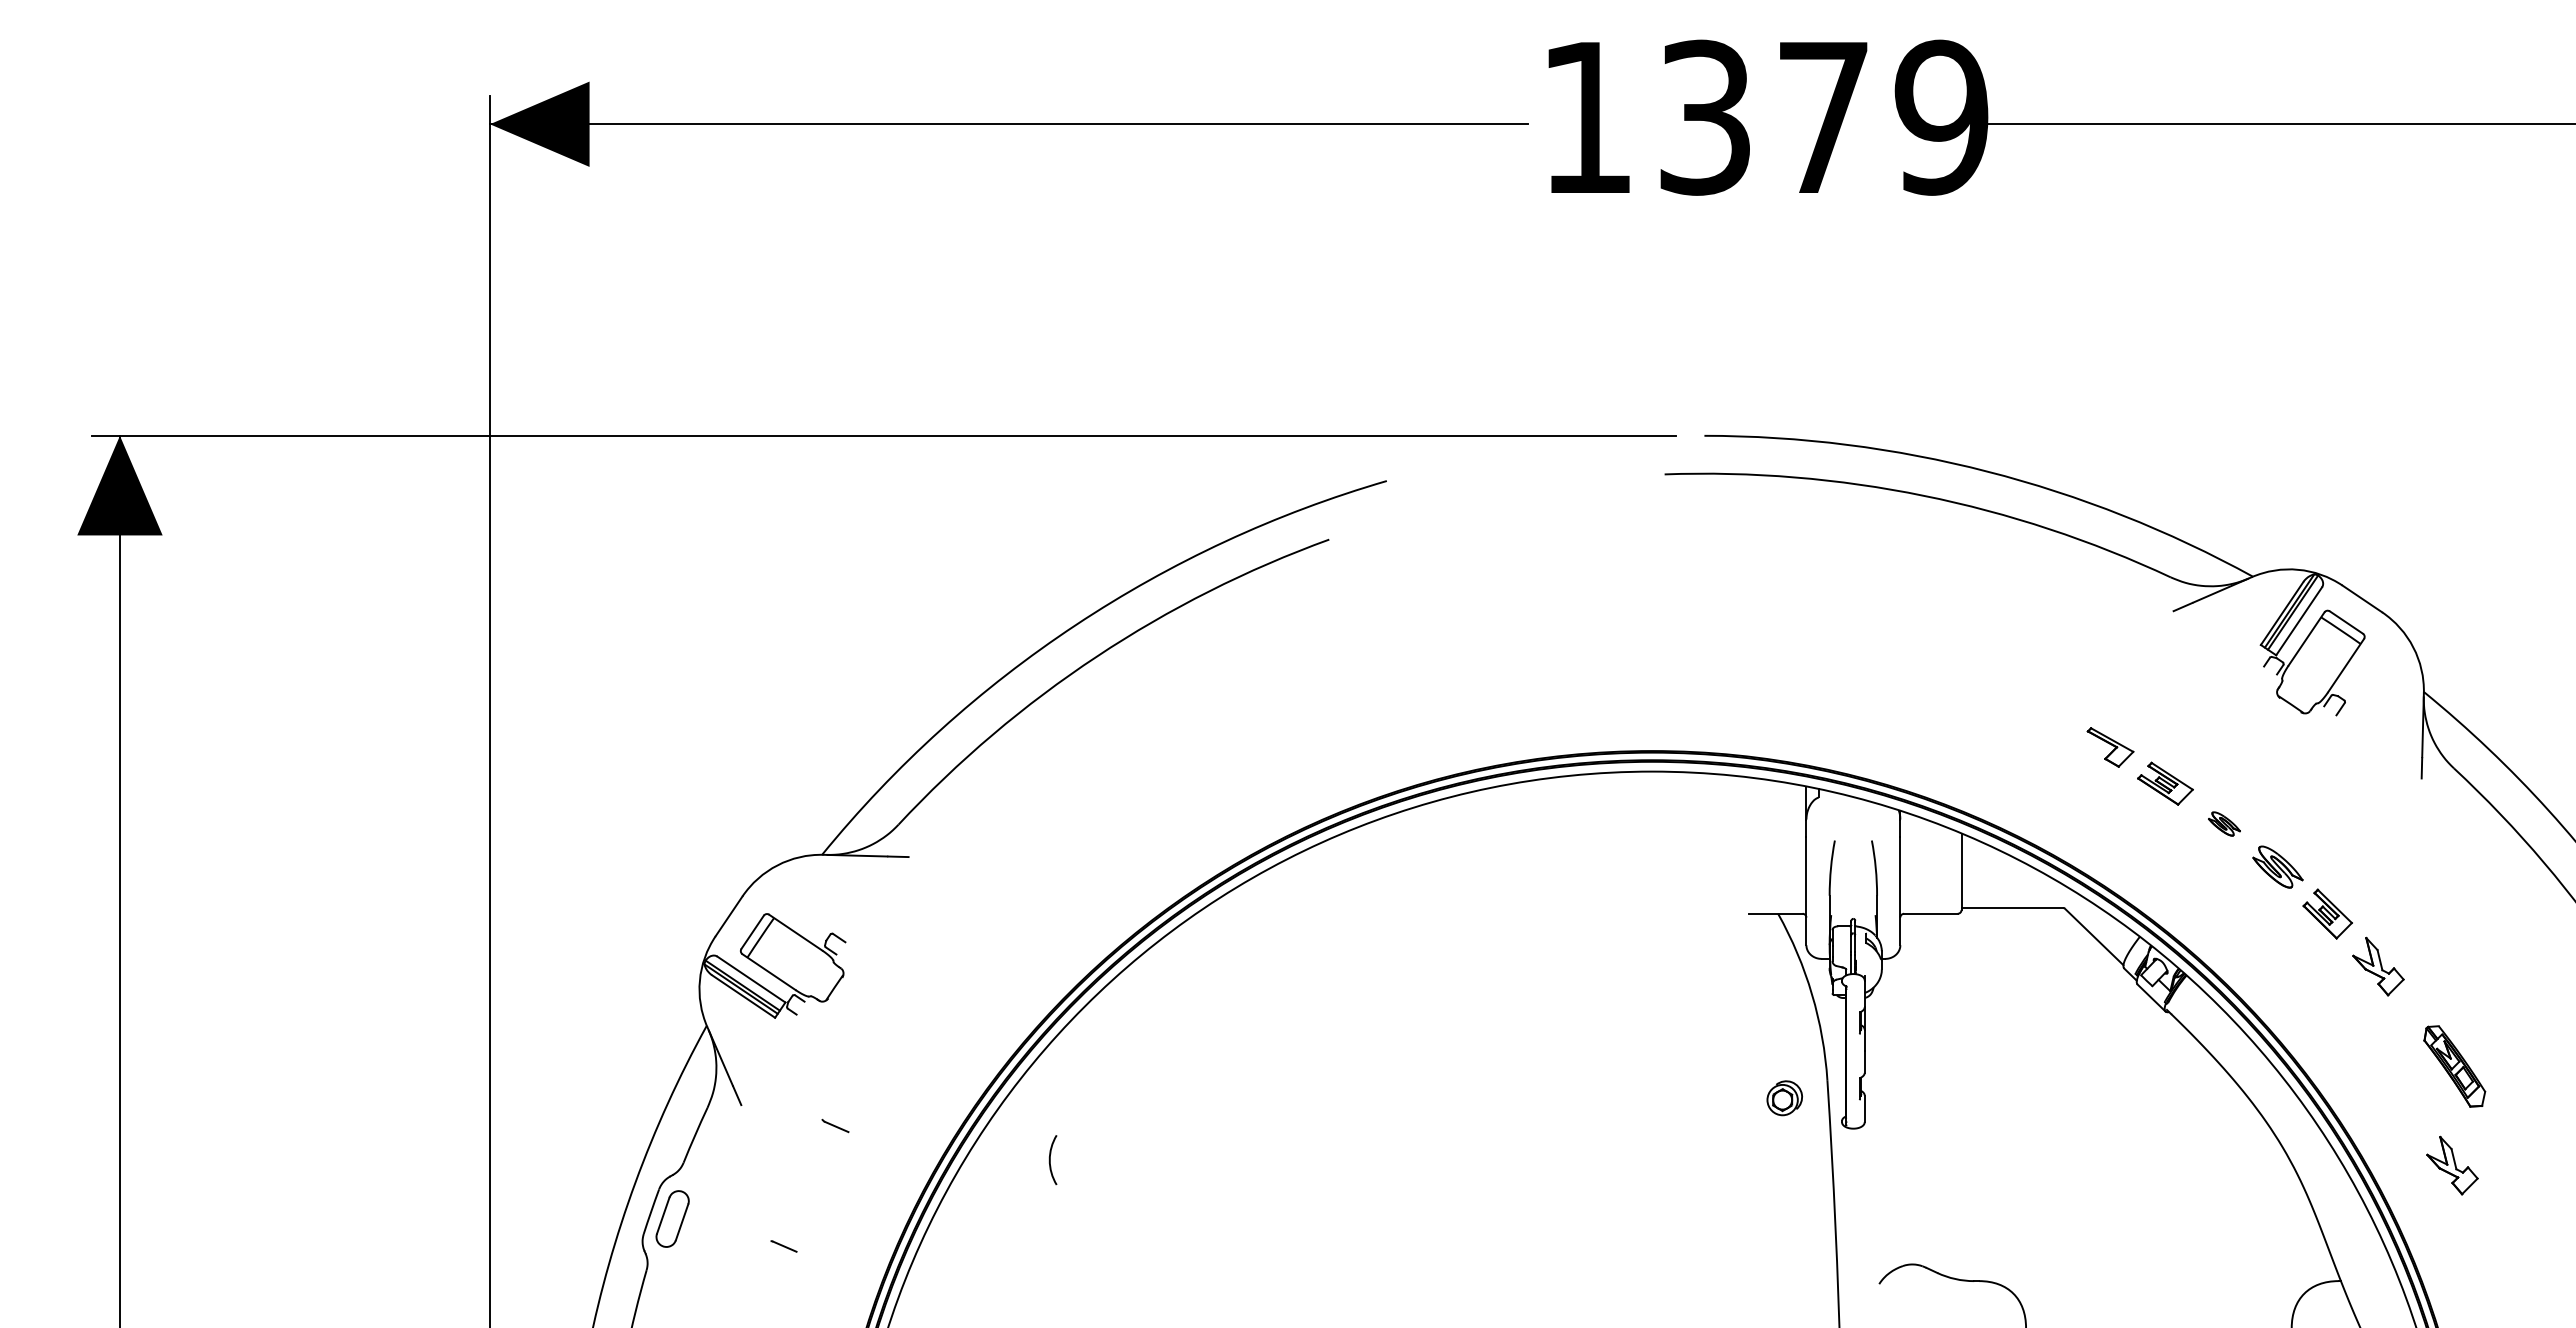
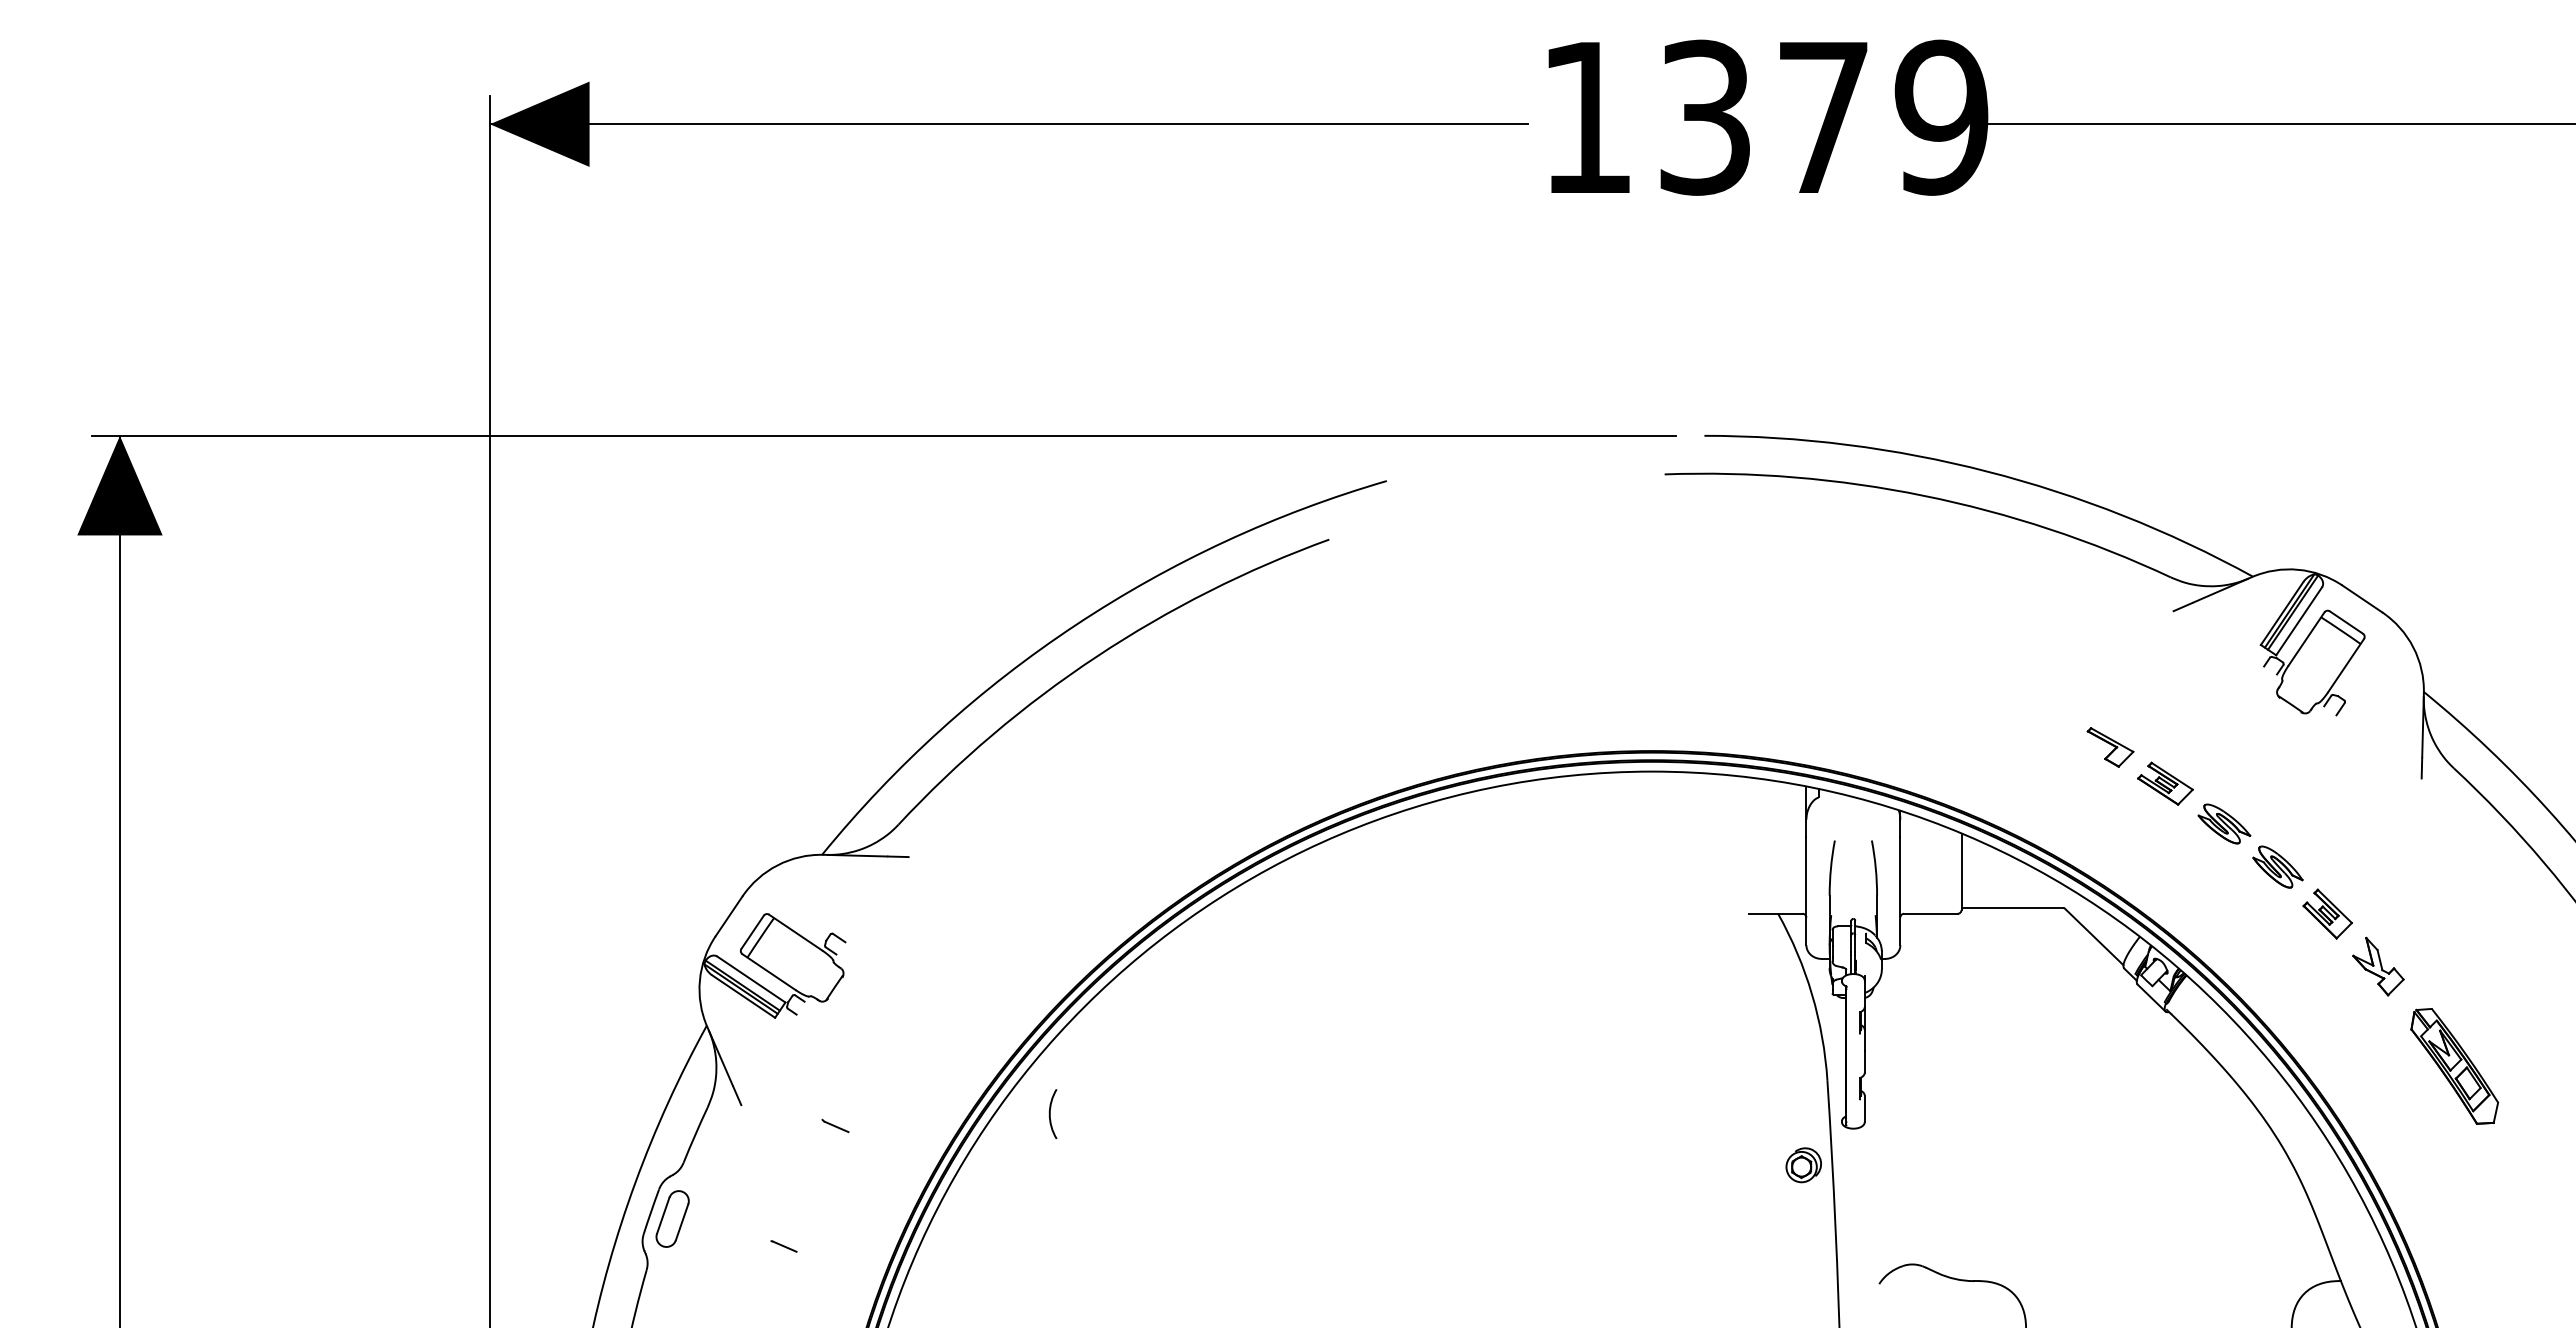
part size: 33x26 px -> 55x42 px (2224, 823)
part size: 64x83 px -> 90x117 px (2454, 1066)
part position: (1784, 1098) -> (1803, 1165) (1803, 1165)
arc position: (1050, 1160) -> (1050, 1114) (1050, 1114)
part: present -> none (2452, 1165)
